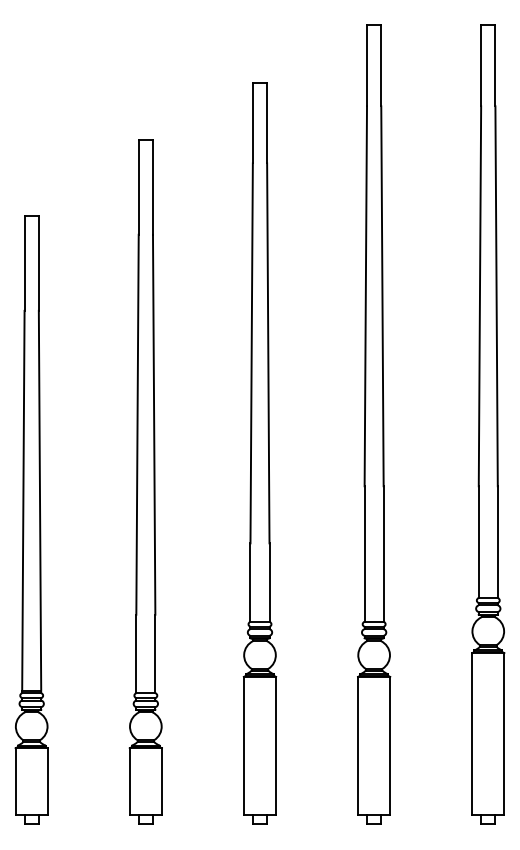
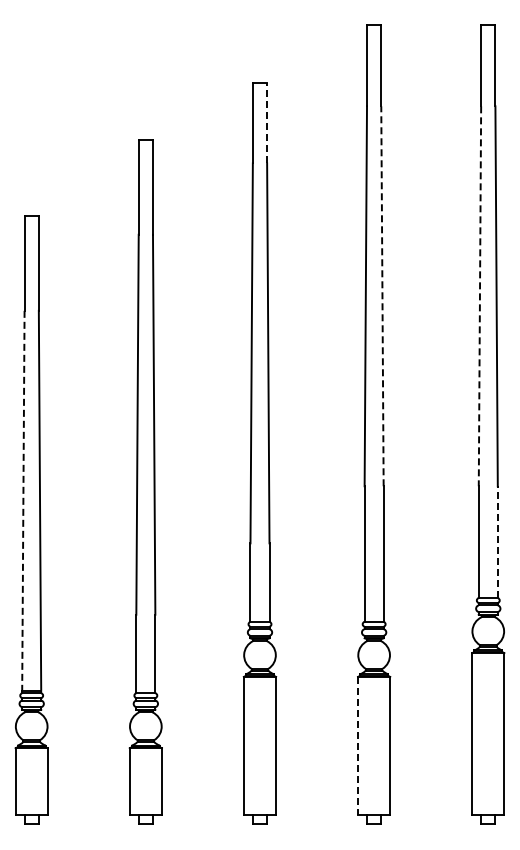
line: solid -> dashed (267, 122)
line: solid -> dashed (382, 296)
line: solid -> dashed (479, 296)
line: solid -> dashed (23, 500)
line: solid -> dashed (497, 542)
line: solid -> dashed (358, 746)
